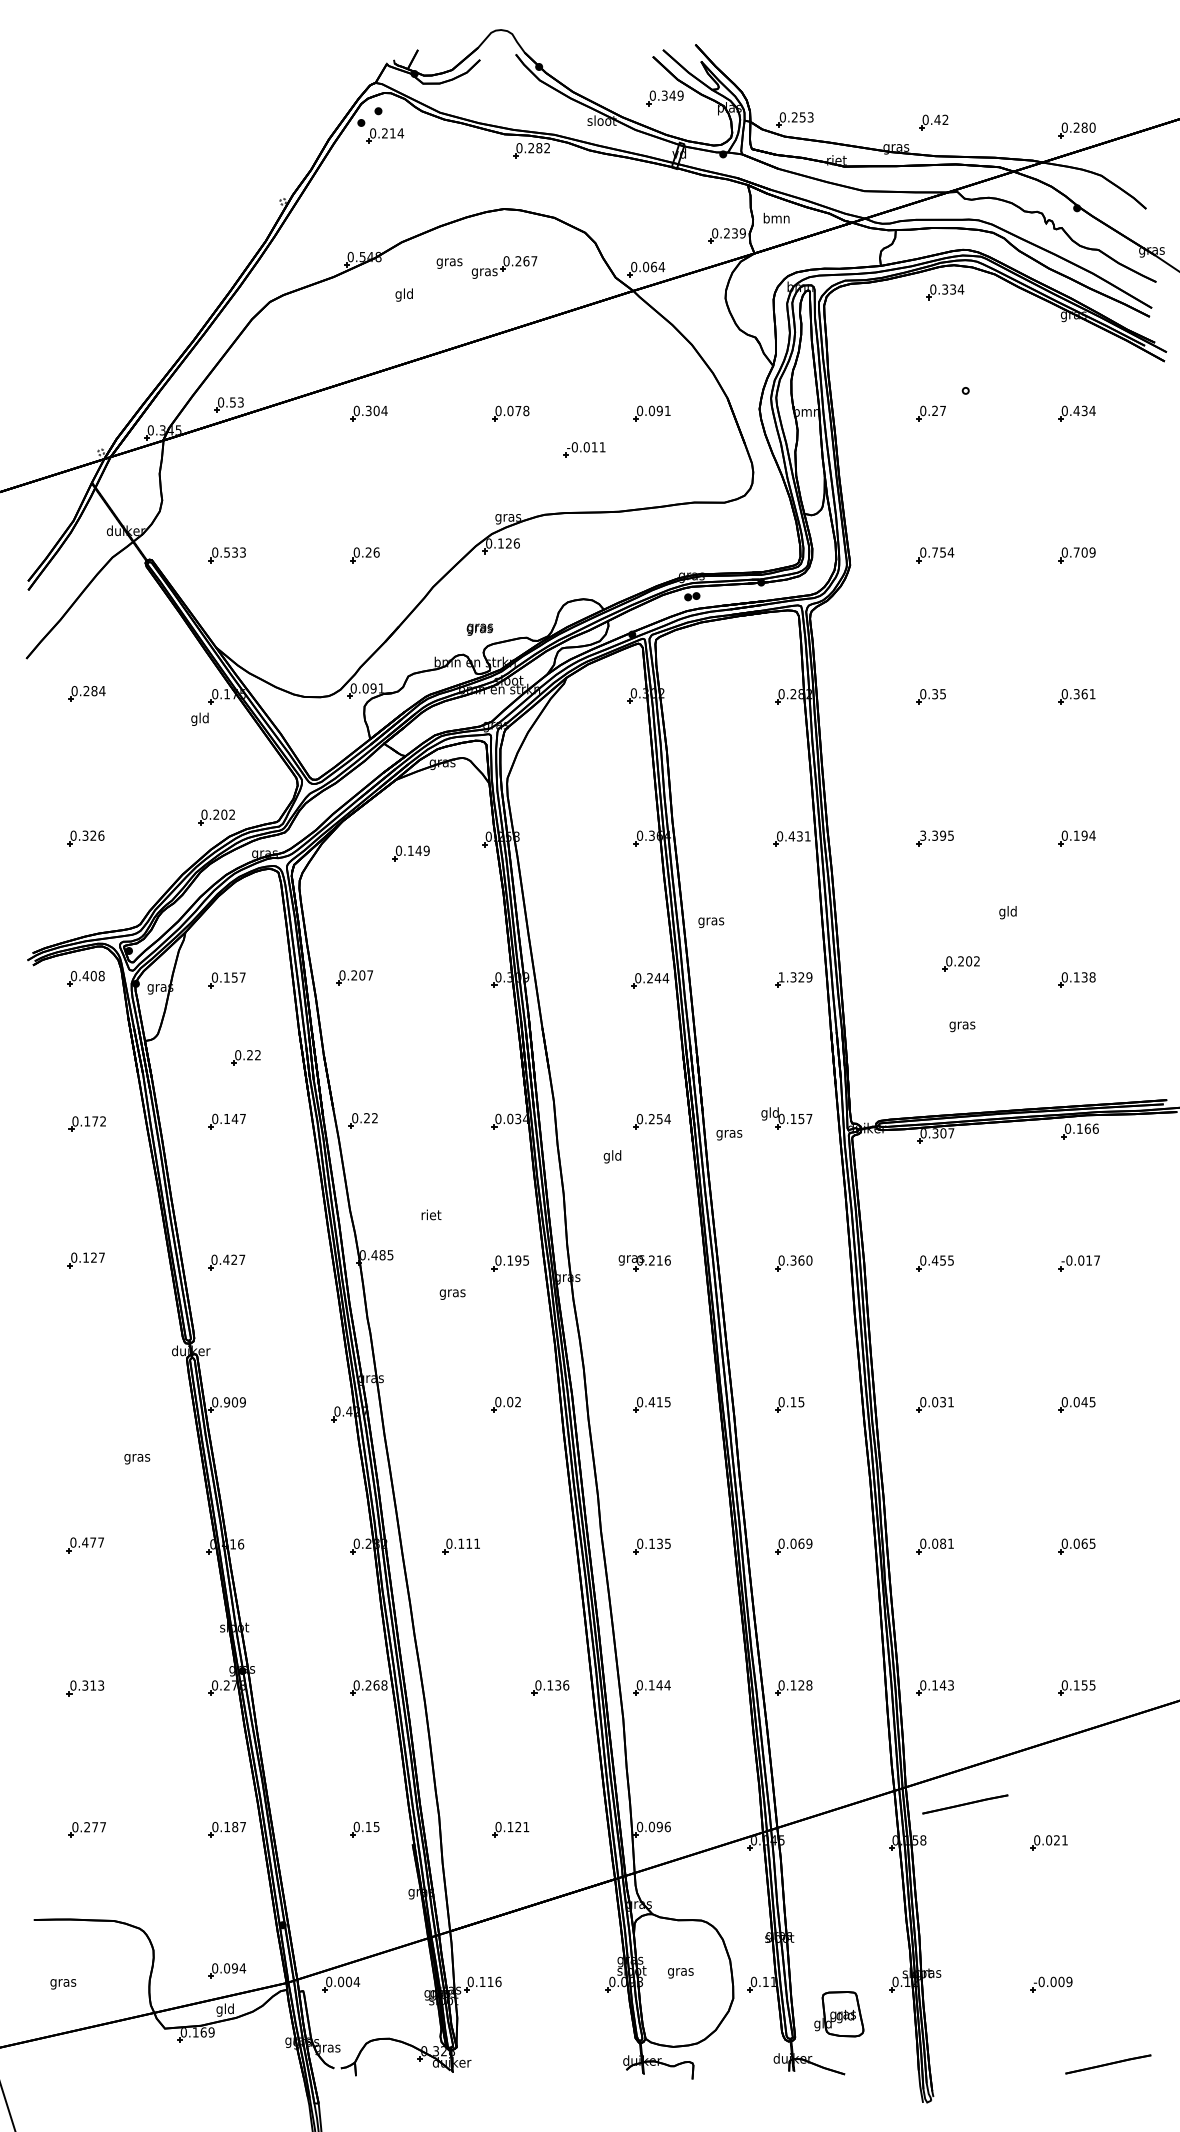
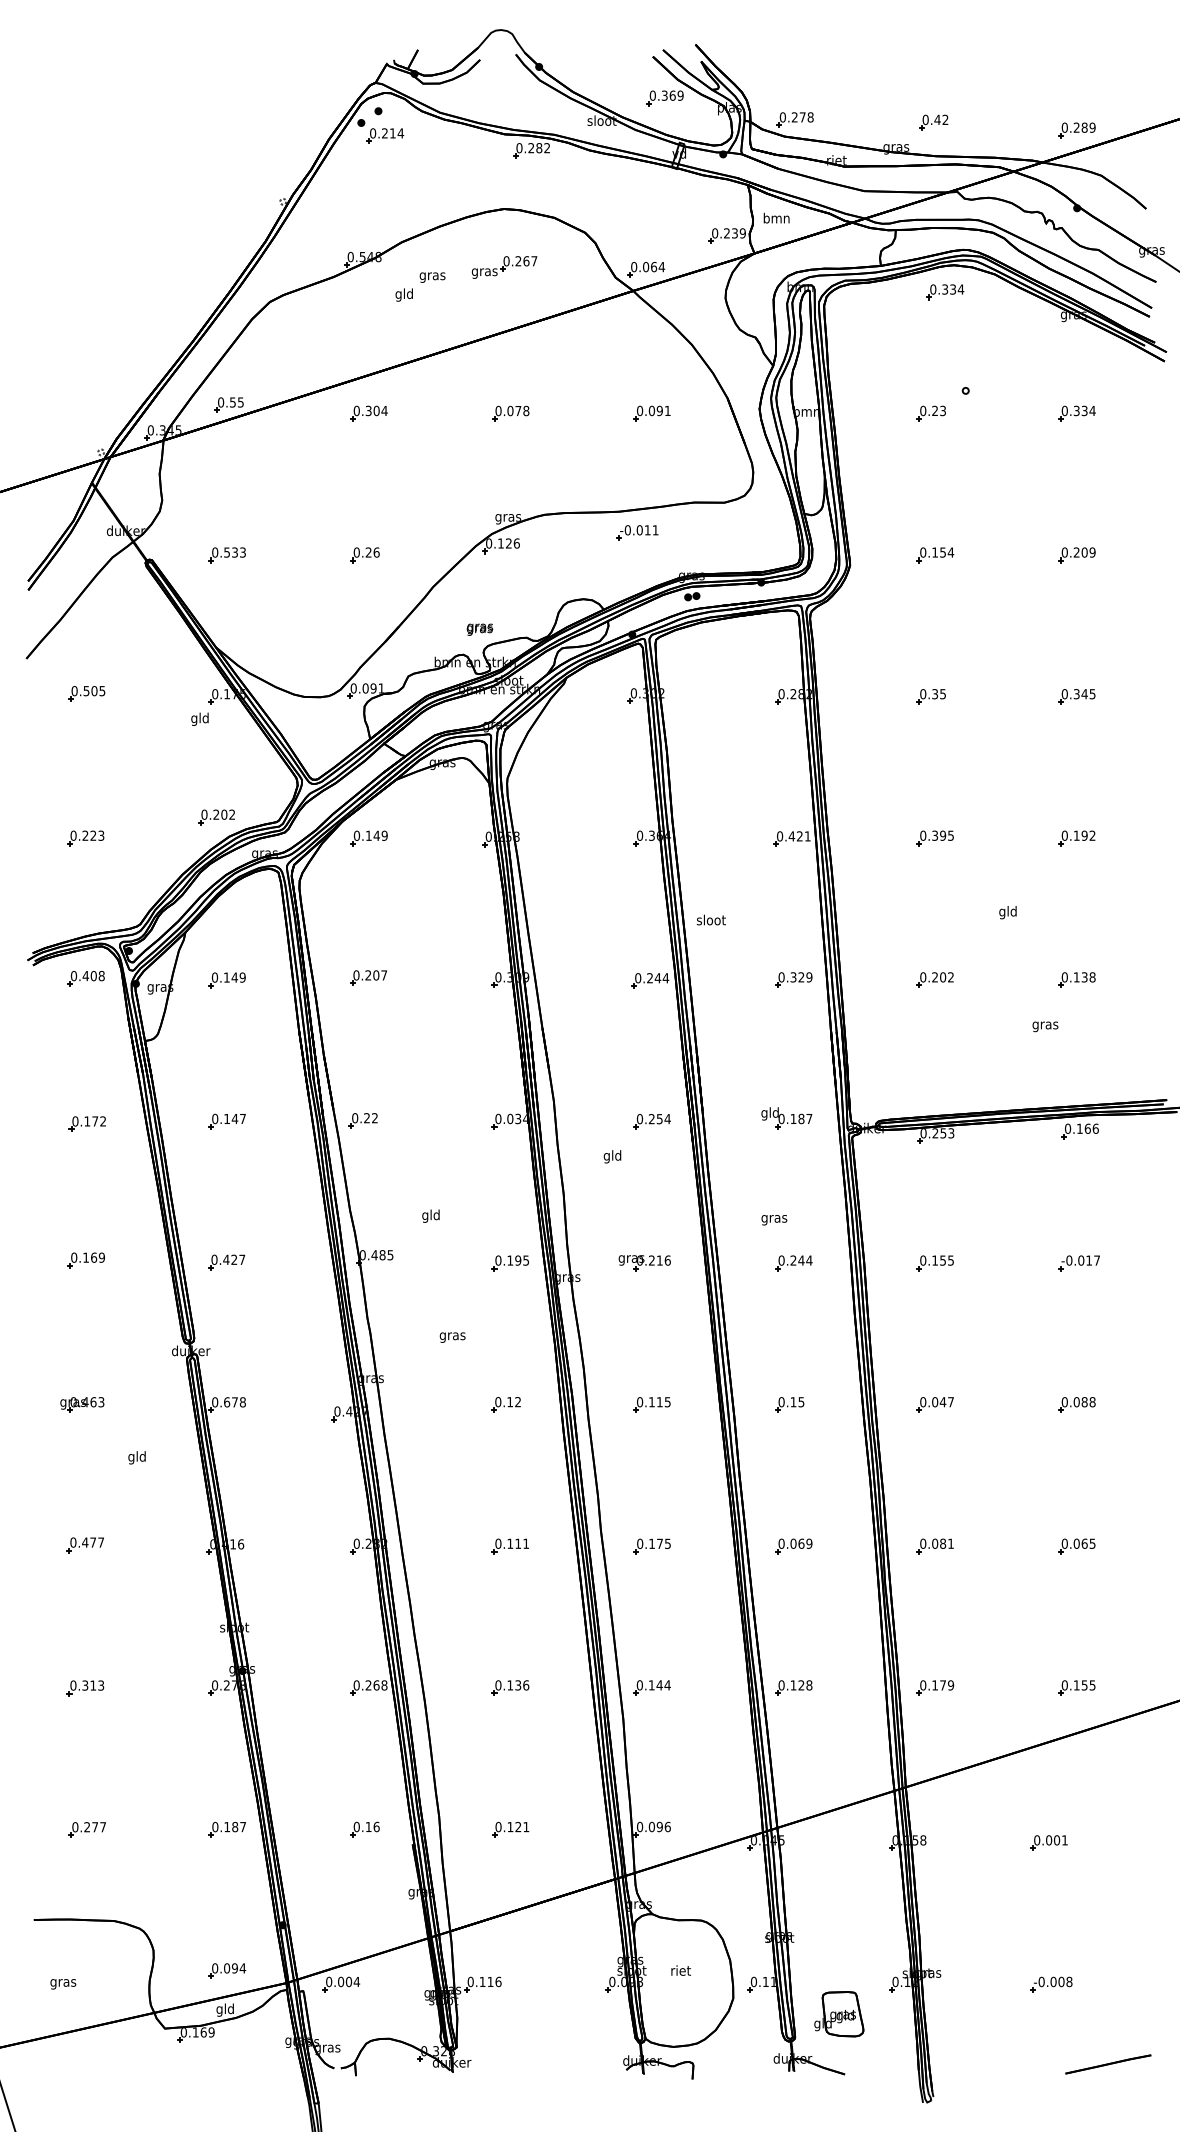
text: 0.349 -> 0.369 (672, 95)
text: 0.253 -> 0.278 (806, 117)
text: 0.280 -> 0.289 (1092, 127)
text position: (449, 263) -> (432, 277) (432, 277)
text: 0.53 -> 0.55 (240, 401)
text: 0.27 -> 0.23 (942, 410)
text: 0.434 -> 0.334 (1076, 410)
part position: (584, 449) -> (637, 532) (637, 532)
text: 0.754 -> 0.154 (934, 552)
text: 0.709 -> 0.209 (1076, 552)
text: 0.284 -> 0.505 (94, 691)
text: 0.361 -> 0.345 (1088, 694)
text: 0.326 -> 0.223 (93, 835)
text: 3.395 -> 0.395 (923, 835)
text: 0.194 -> 0.192 (1092, 835)
text: 0.431 -> 0.421 (799, 836)
part position: (410, 853) -> (368, 838) (368, 838)
text: gras -> sloot (710, 921)
part position: (960, 963) -> (934, 979) (934, 979)
text: 0.157 -> 0.149 (238, 977)
part position: (354, 977) -> (368, 977) (368, 977)
text: 1.329 -> 0.329 (781, 977)
text position: (962, 1026) -> (1045, 1026) (1045, 1026)
part: present -> none (245, 1057)
text: 0.157 -> 0.187 (801, 1118)
text: 0.307 -> 0.253 (943, 1133)
text position: (729, 1135) -> (774, 1220) (774, 1220)
text: riet -> gld (431, 1215)
text: 0.127 -> 0.169 (97, 1257)
text: 0.360 -> 0.244 (801, 1260)
text: 0.455 -> 0.155 (934, 1260)
text position: (452, 1294) -> (452, 1337) (452, 1337)
text: 0.909 -> 0.678 (234, 1402)
text: 0.02 -> 0.12 (510, 1402)
text: 0.415 -> 0.115 (651, 1402)
text: 0.031 -> 0.047 (946, 1402)
text: 0.045 -> 0.088 (1088, 1402)
part: none -> present (82, 1404)
text: gras -> gld (137, 1457)
text: 0.135 -> 0.175 (659, 1543)
part position: (460, 1546) -> (509, 1546) (509, 1546)
text: 0.143 -> 0.179 (946, 1685)
part position: (550, 1687) -> (510, 1687) (510, 1687)
line: present -> none (965, 1804)
text: 0.15 -> 0.16 (376, 1826)
text: 0.021 -> 0.001 (1057, 1840)
text: gras -> riet (680, 1971)
text: -0.009 -> -0.008 (1069, 1982)
